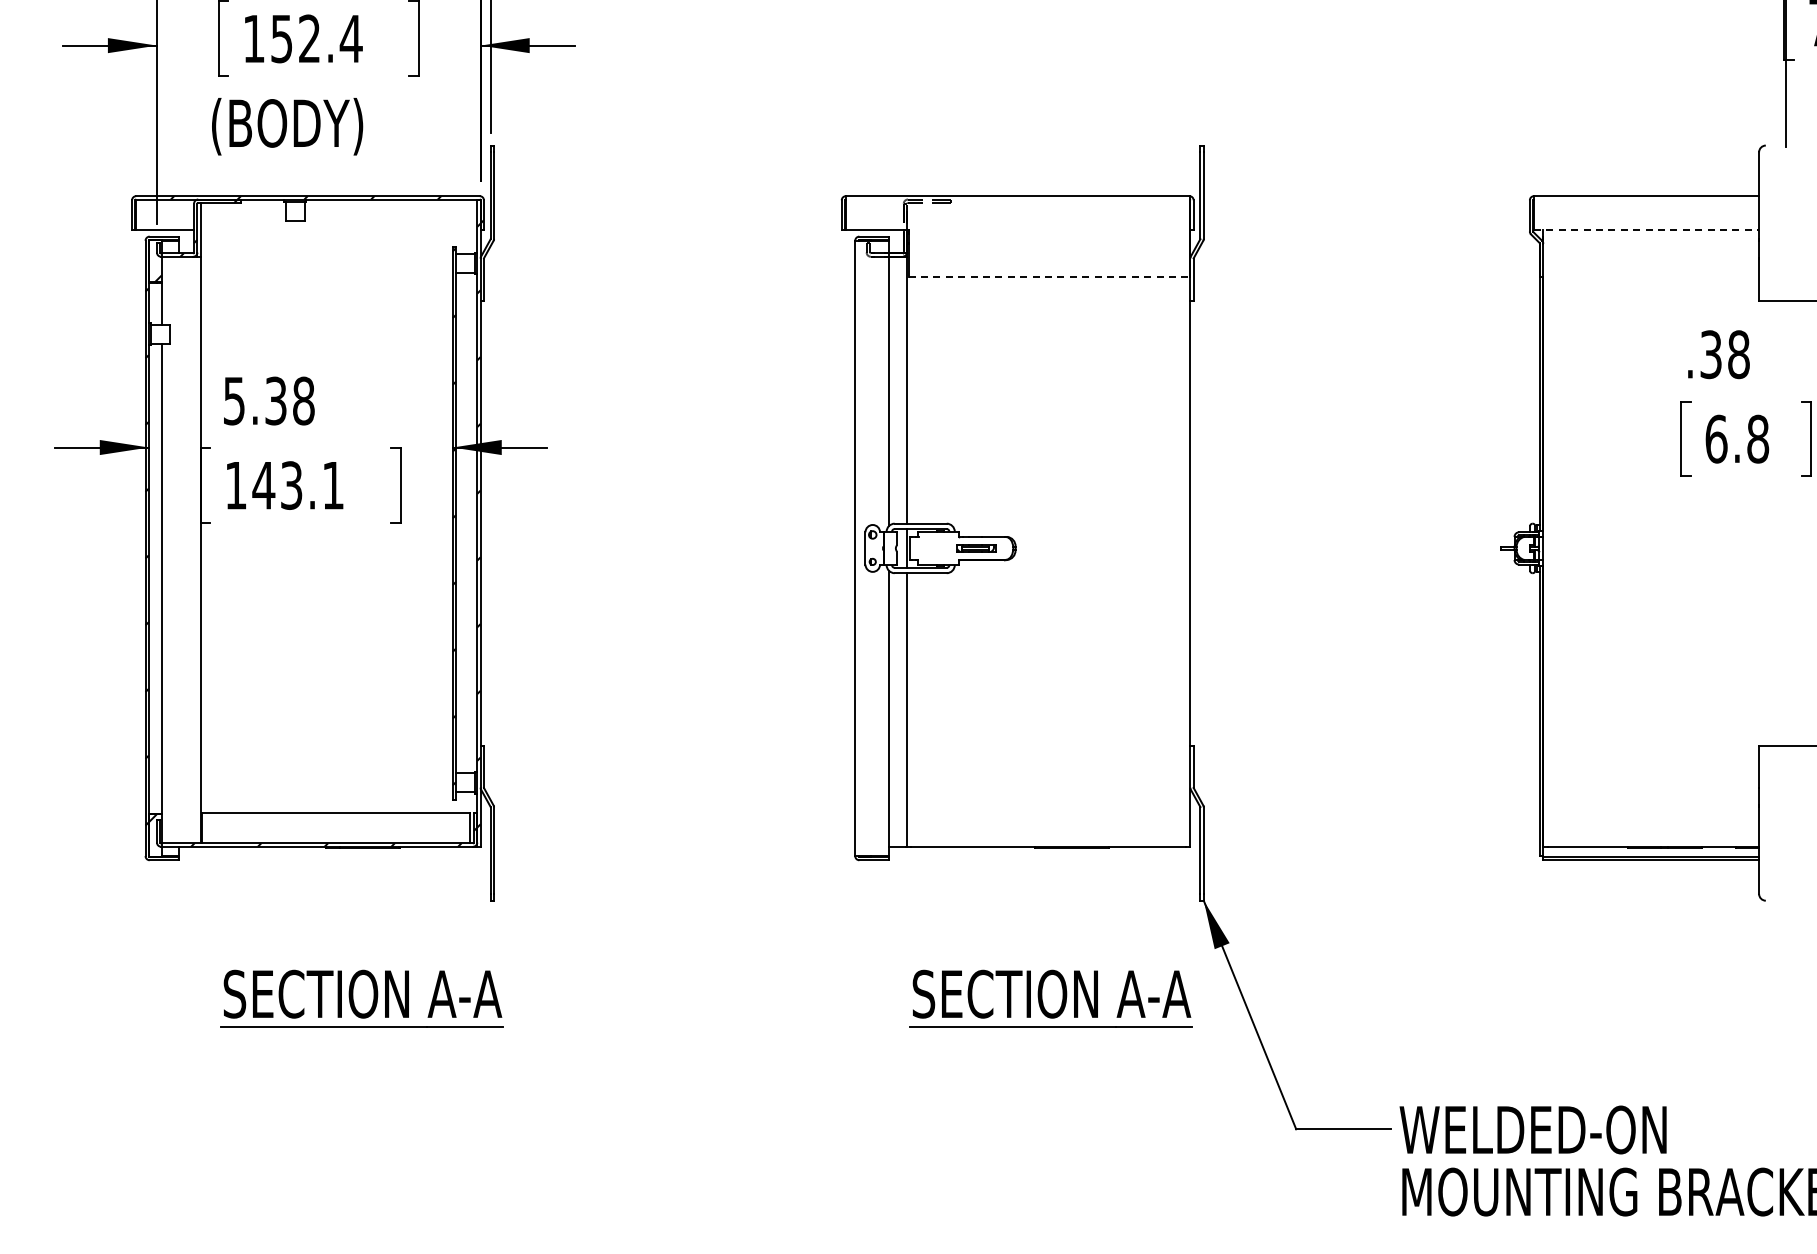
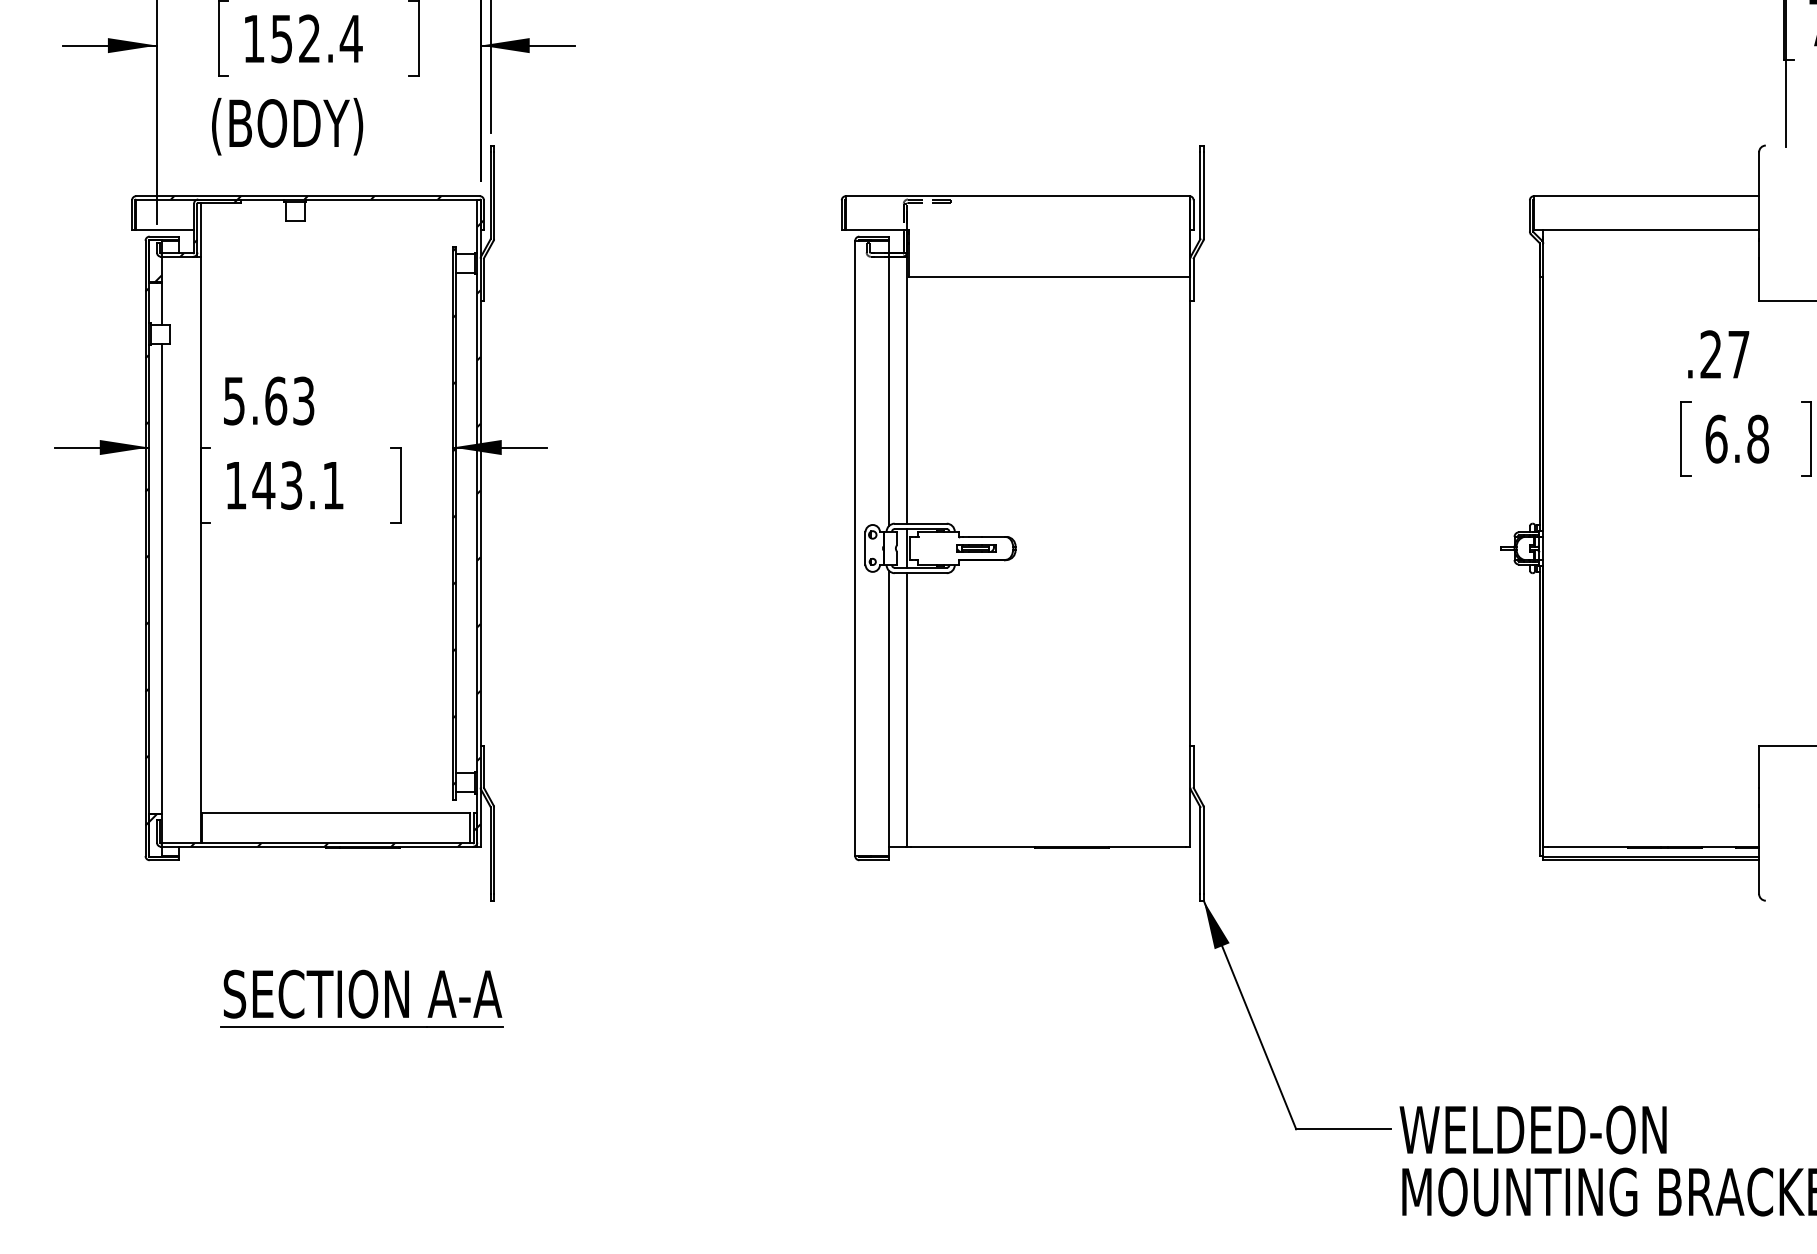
line: dashed -> solid (1646, 229)
line: dashed -> solid (1049, 277)
text: .38 -> .27 (1724, 354)
text: 5.38 -> 5.63 (289, 400)
part: present -> none (1050, 998)
